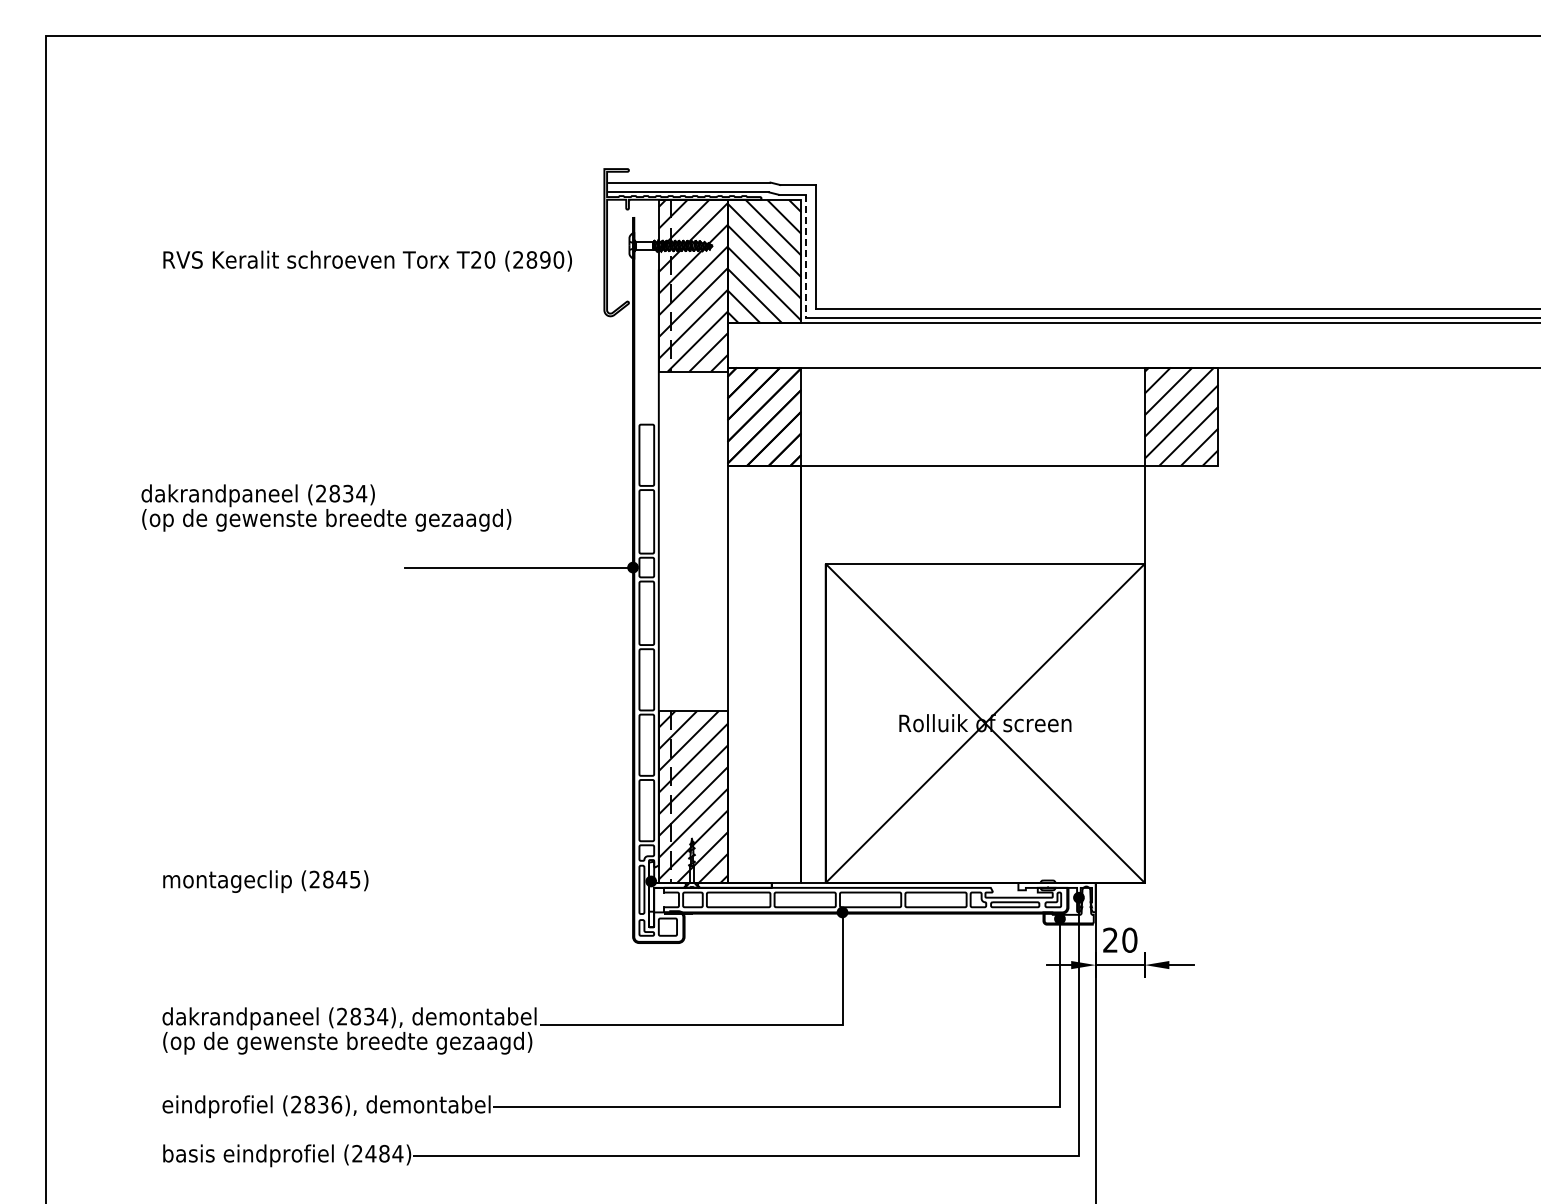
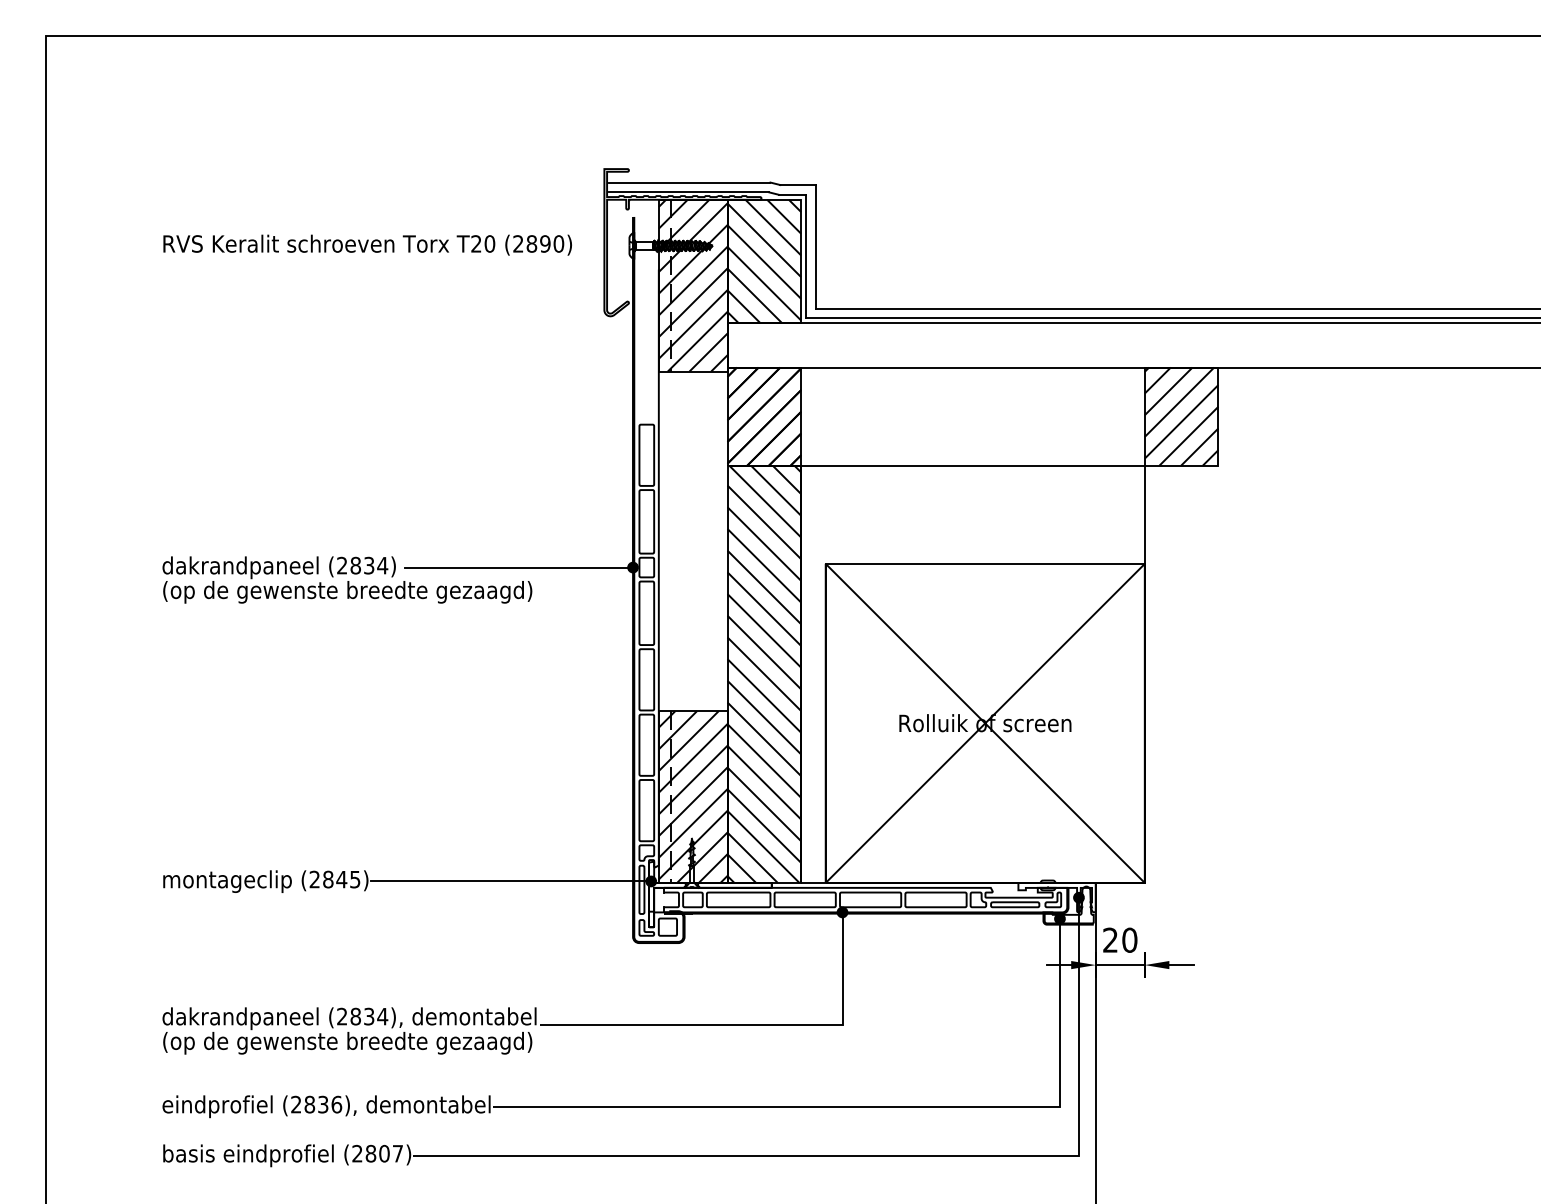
line: dashed -> solid (806, 256)
text position: (367, 260) -> (367, 244) (367, 244)
text position: (326, 507) -> (347, 579) (347, 579)
hatch: none -> present (764, 673)
line: none -> present (511, 881)
text: (2484) -> (2807) (384, 1153)
